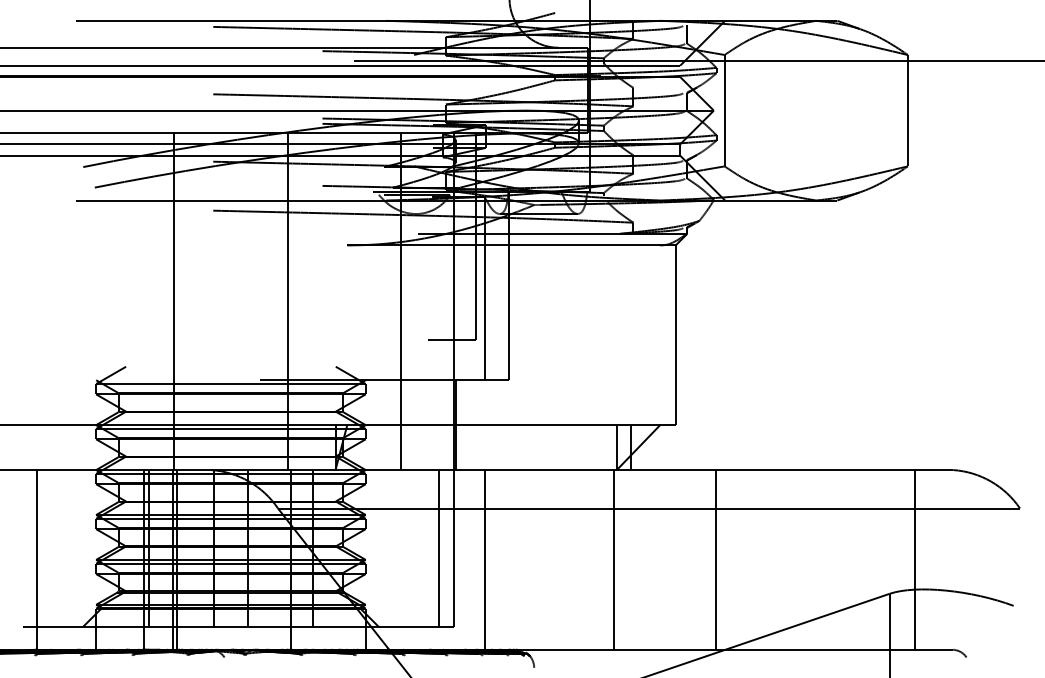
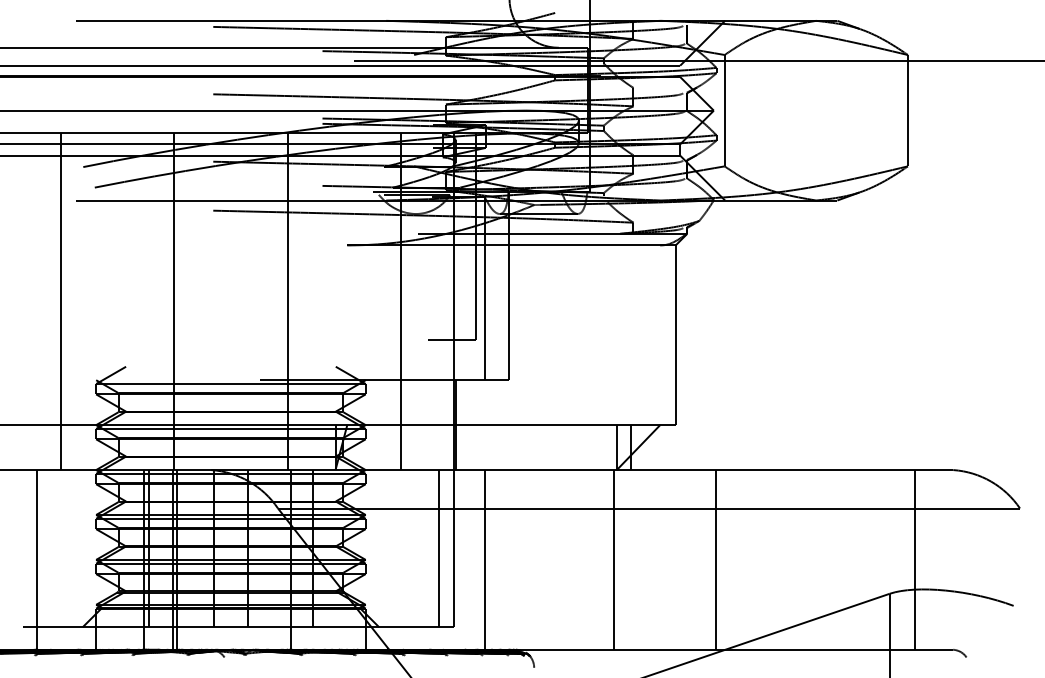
line: none -> present (61, 301)
